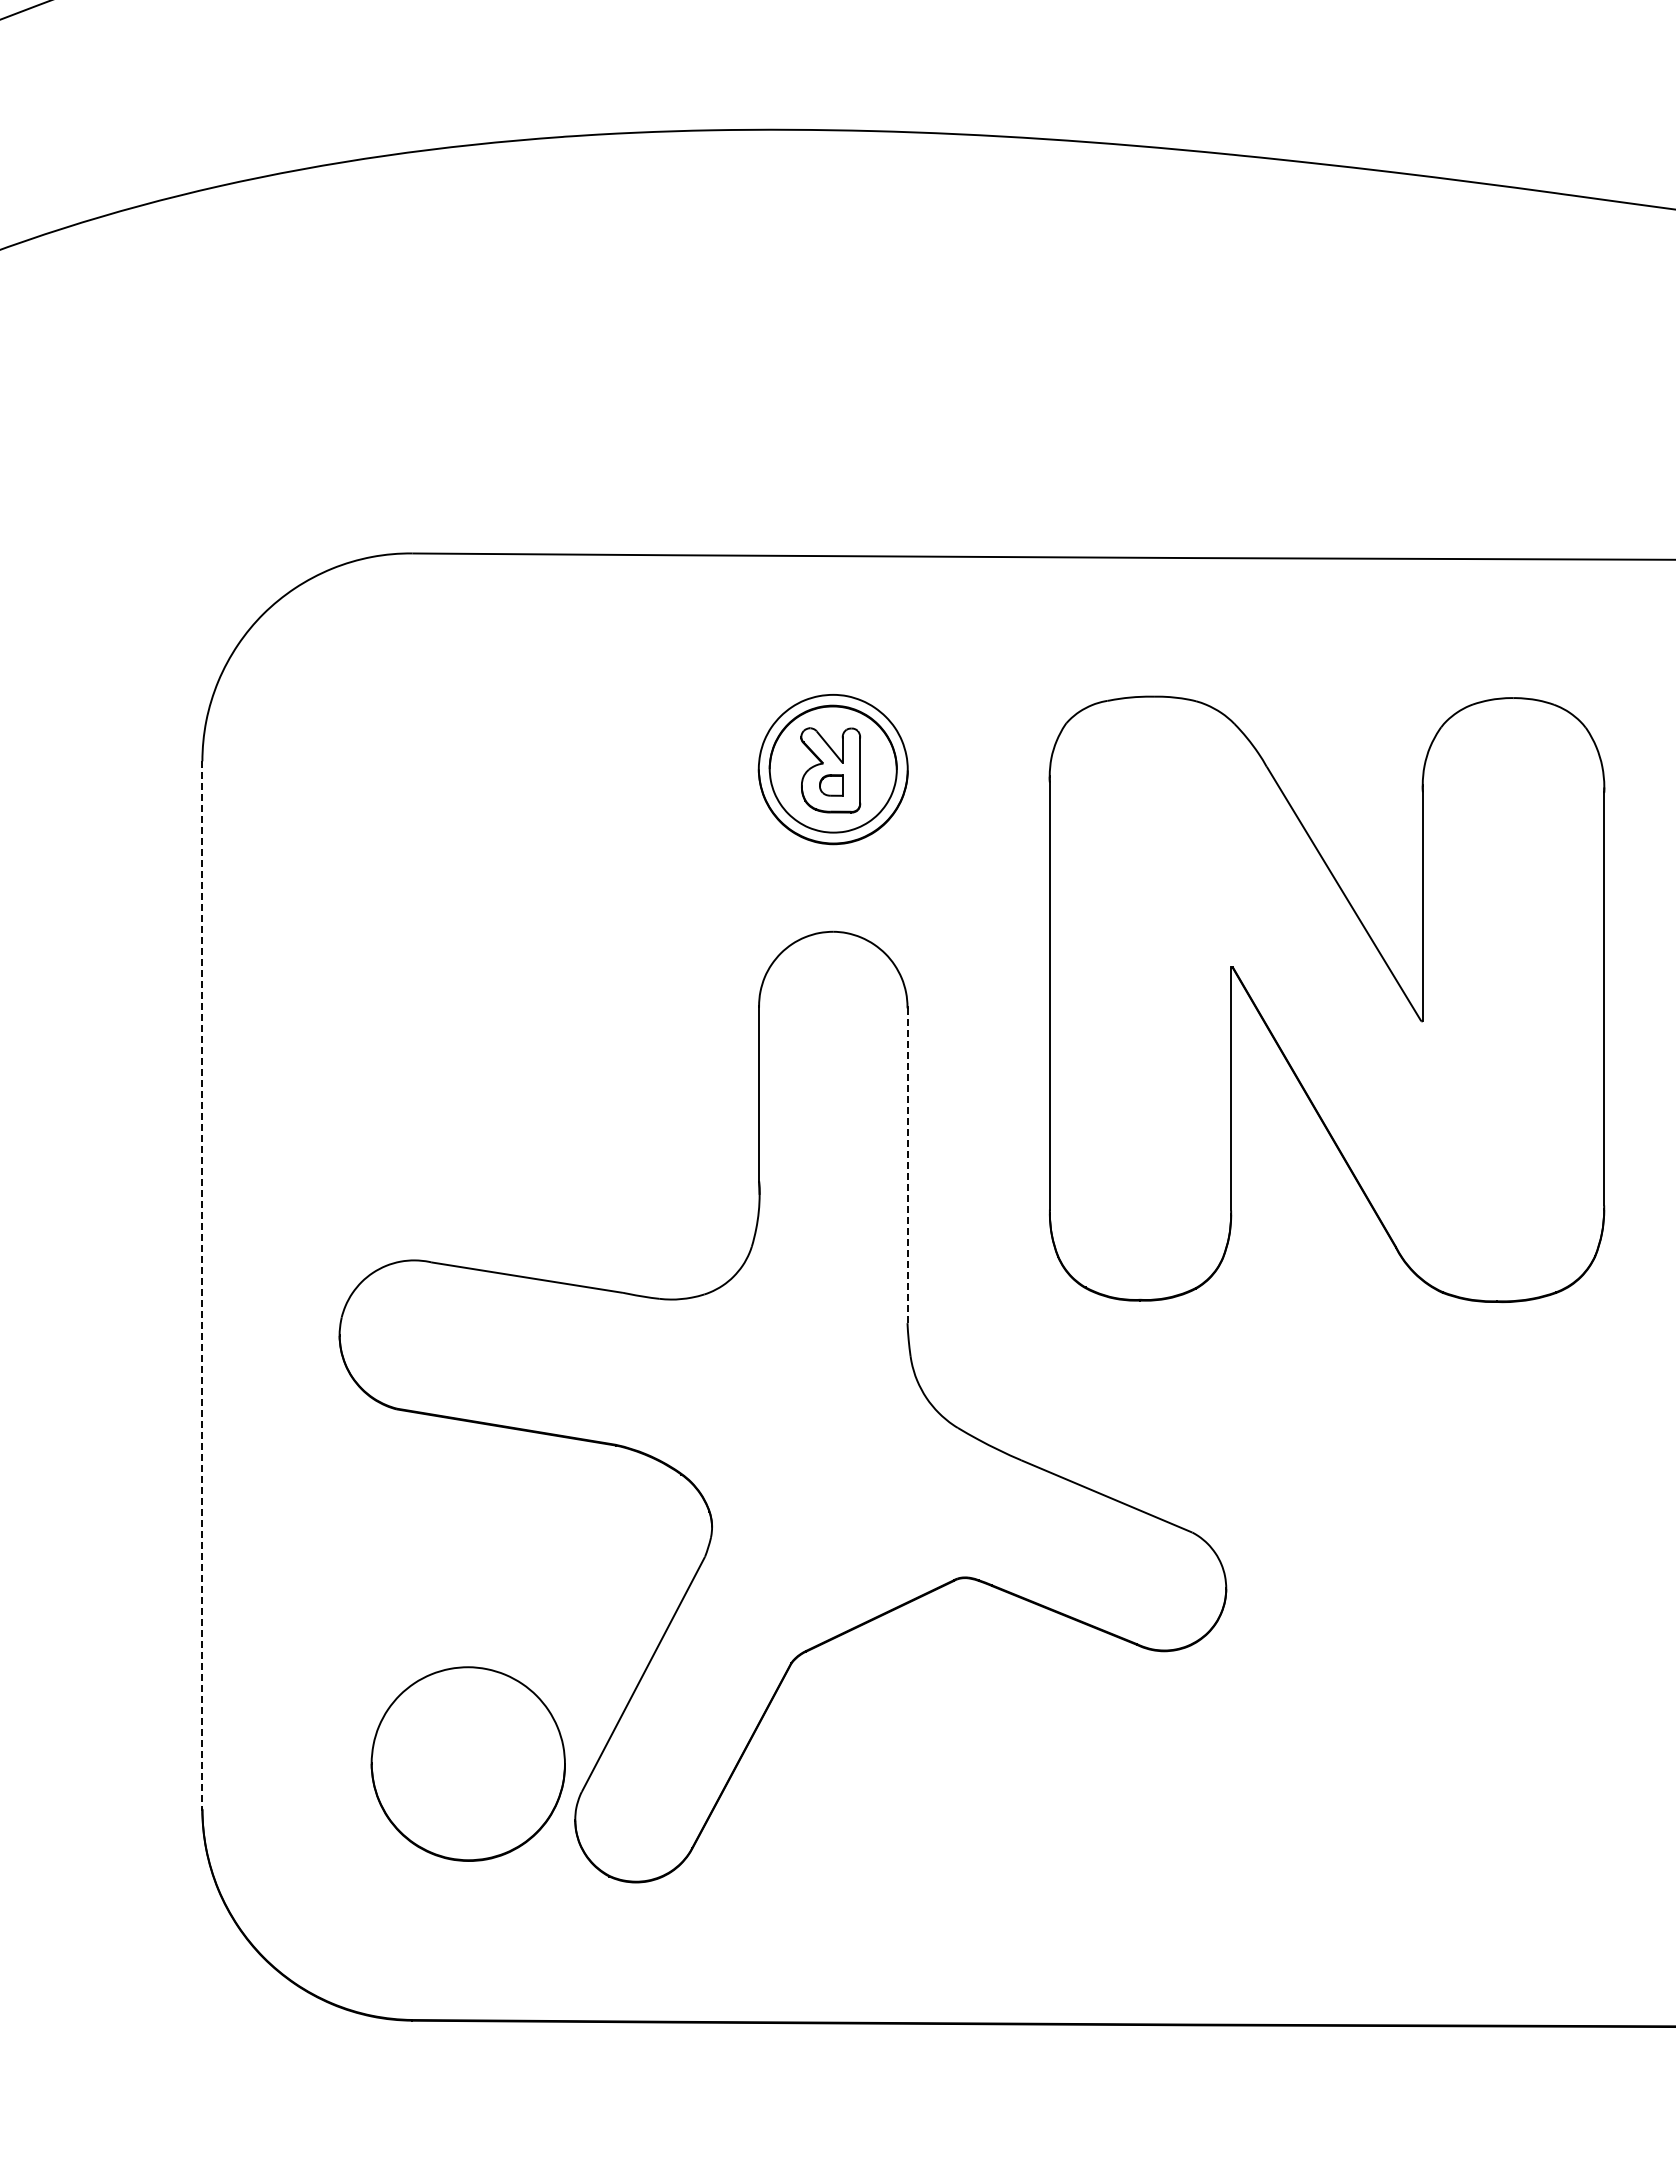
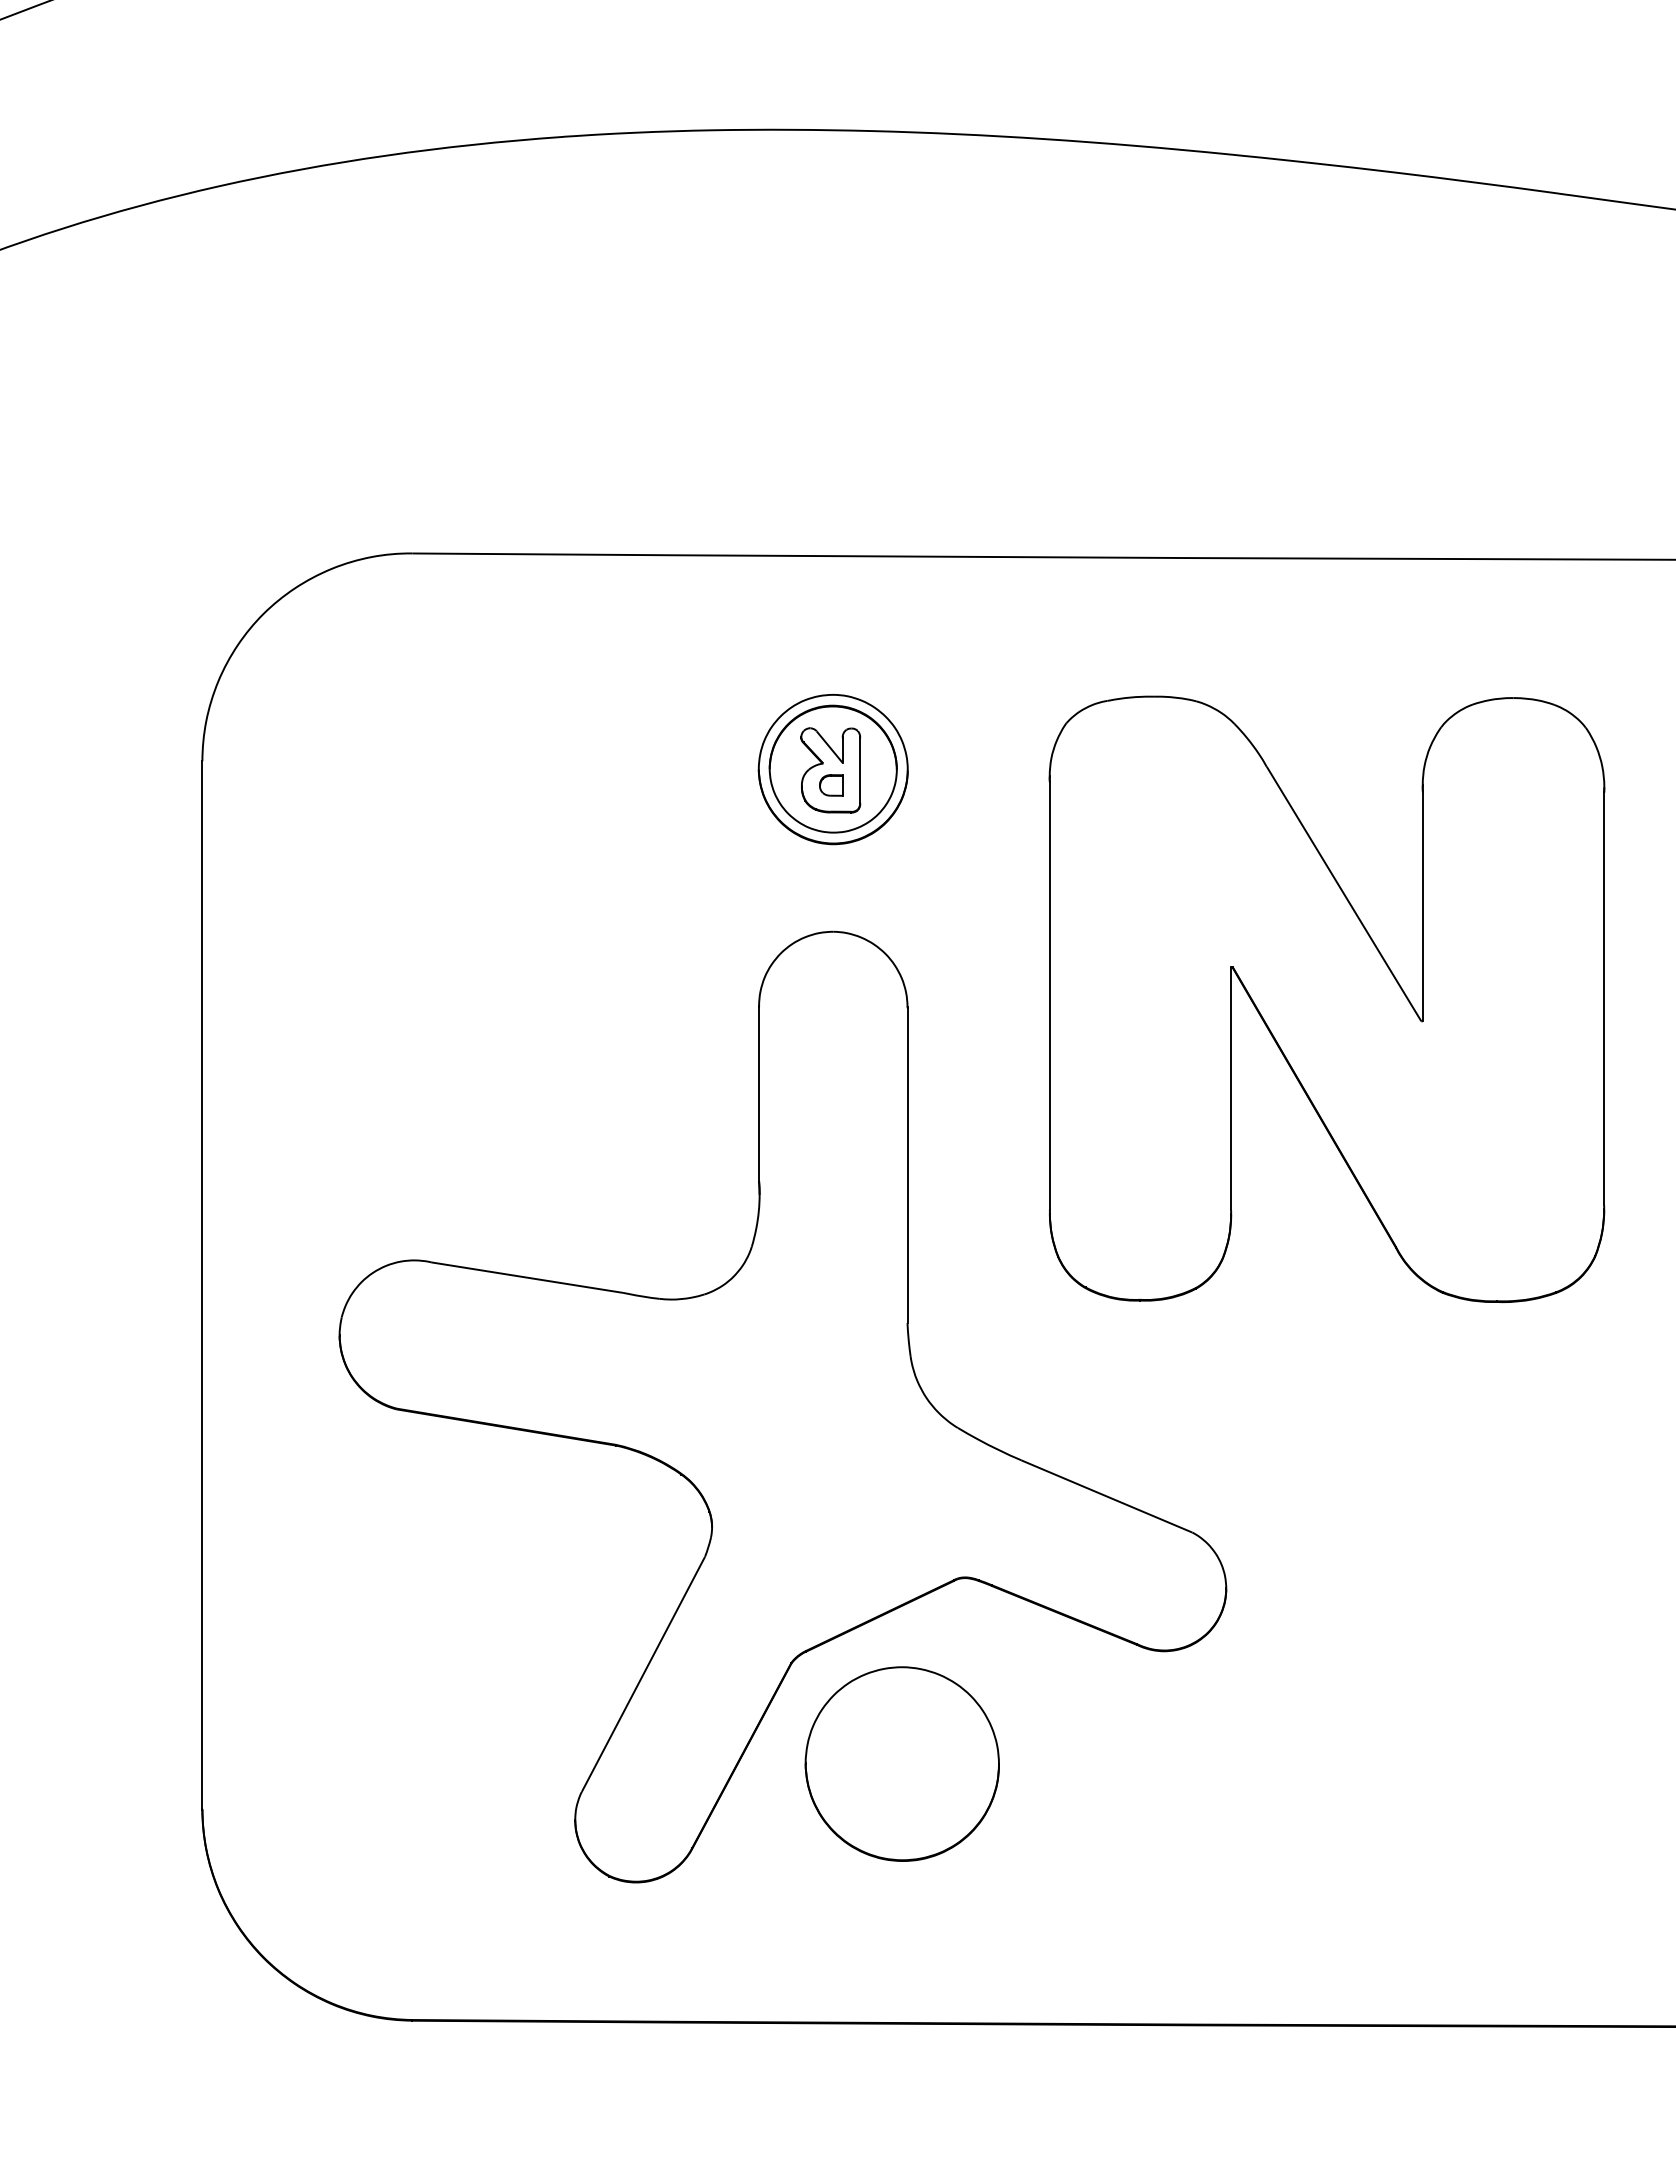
line: dashed -> solid (907, 1165)
line: dashed -> solid (202, 1285)
part position: (467, 1763) -> (901, 1763) (901, 1763)
